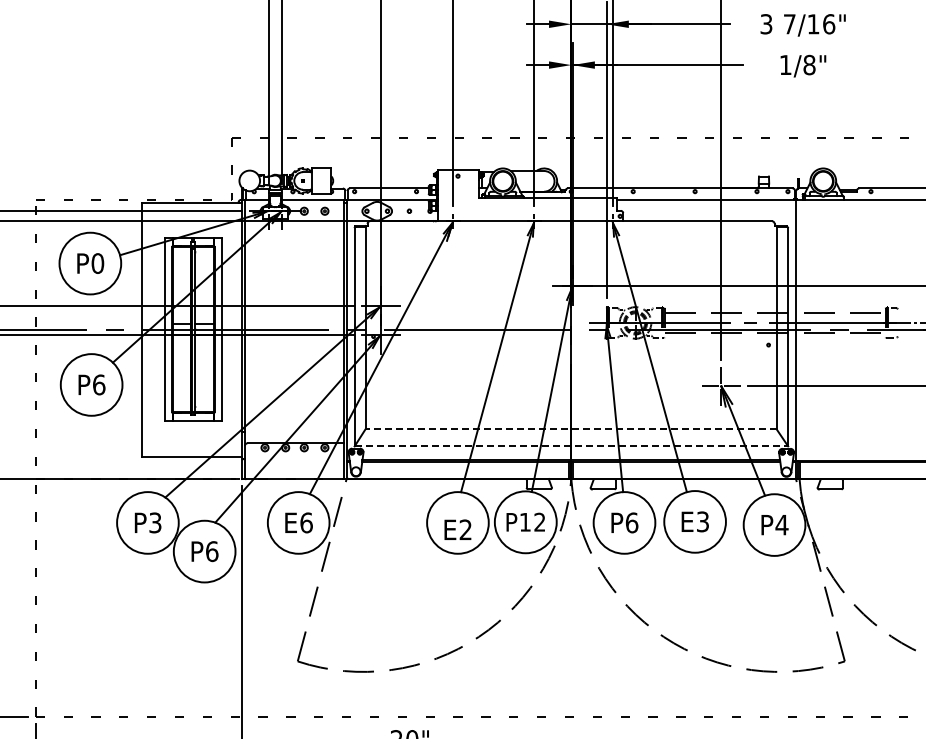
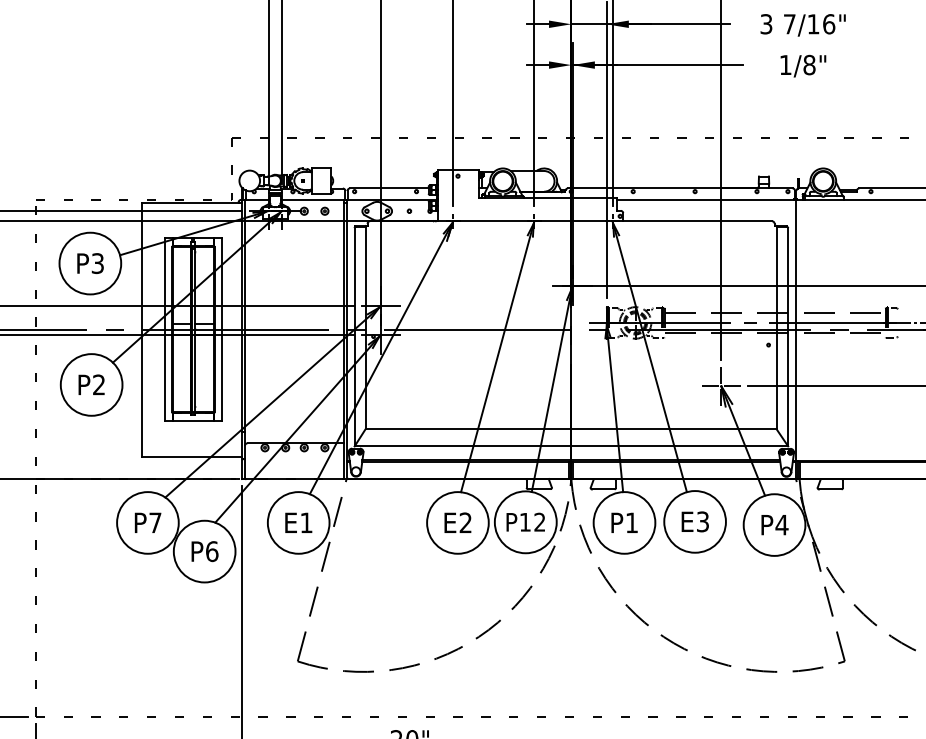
text: P0 -> P3 (97, 263)
text: P6 -> P2 (99, 384)
line: dashed -> solid (571, 429)
line: dashed -> solid (571, 446)
text: P3 -> P7 (155, 522)
text: E6 -> E1 (306, 522)
text: P6 -> P1 (631, 522)
text position: (457, 529) -> (457, 522) (457, 522)
